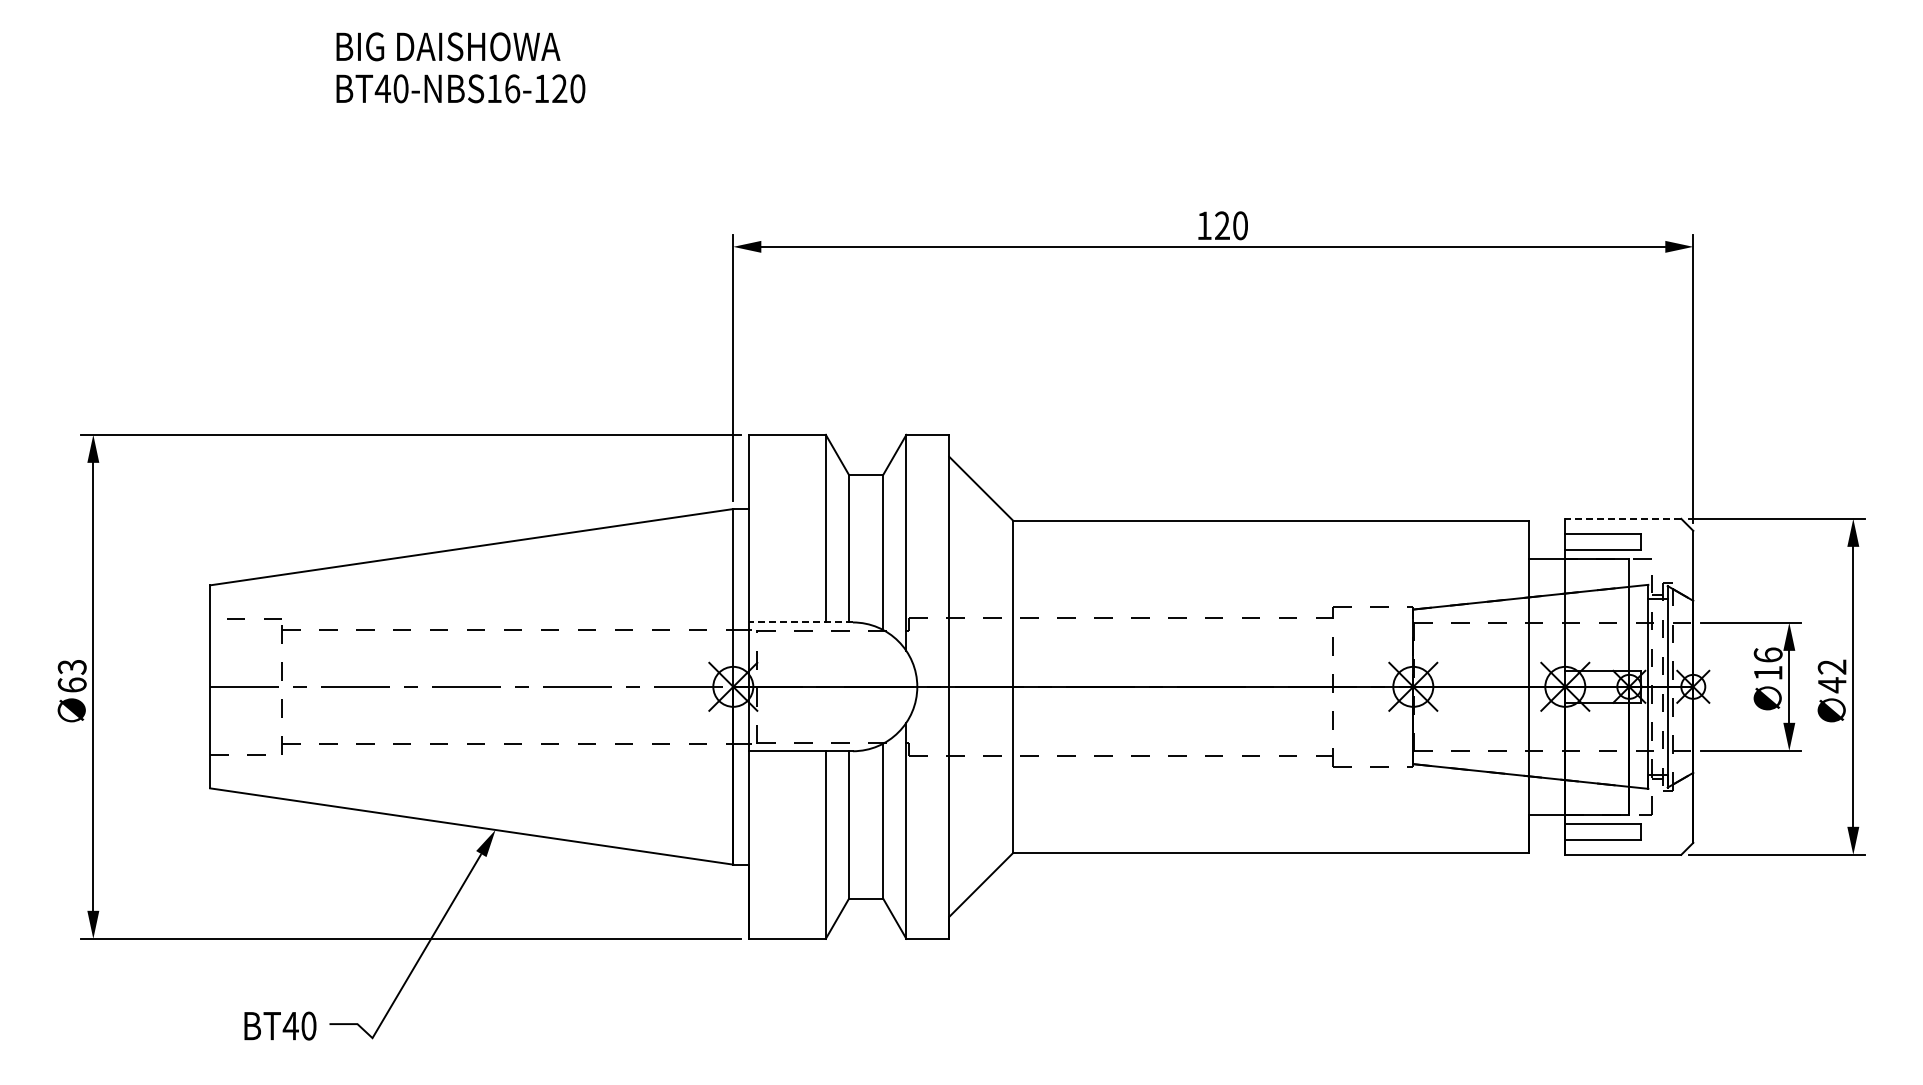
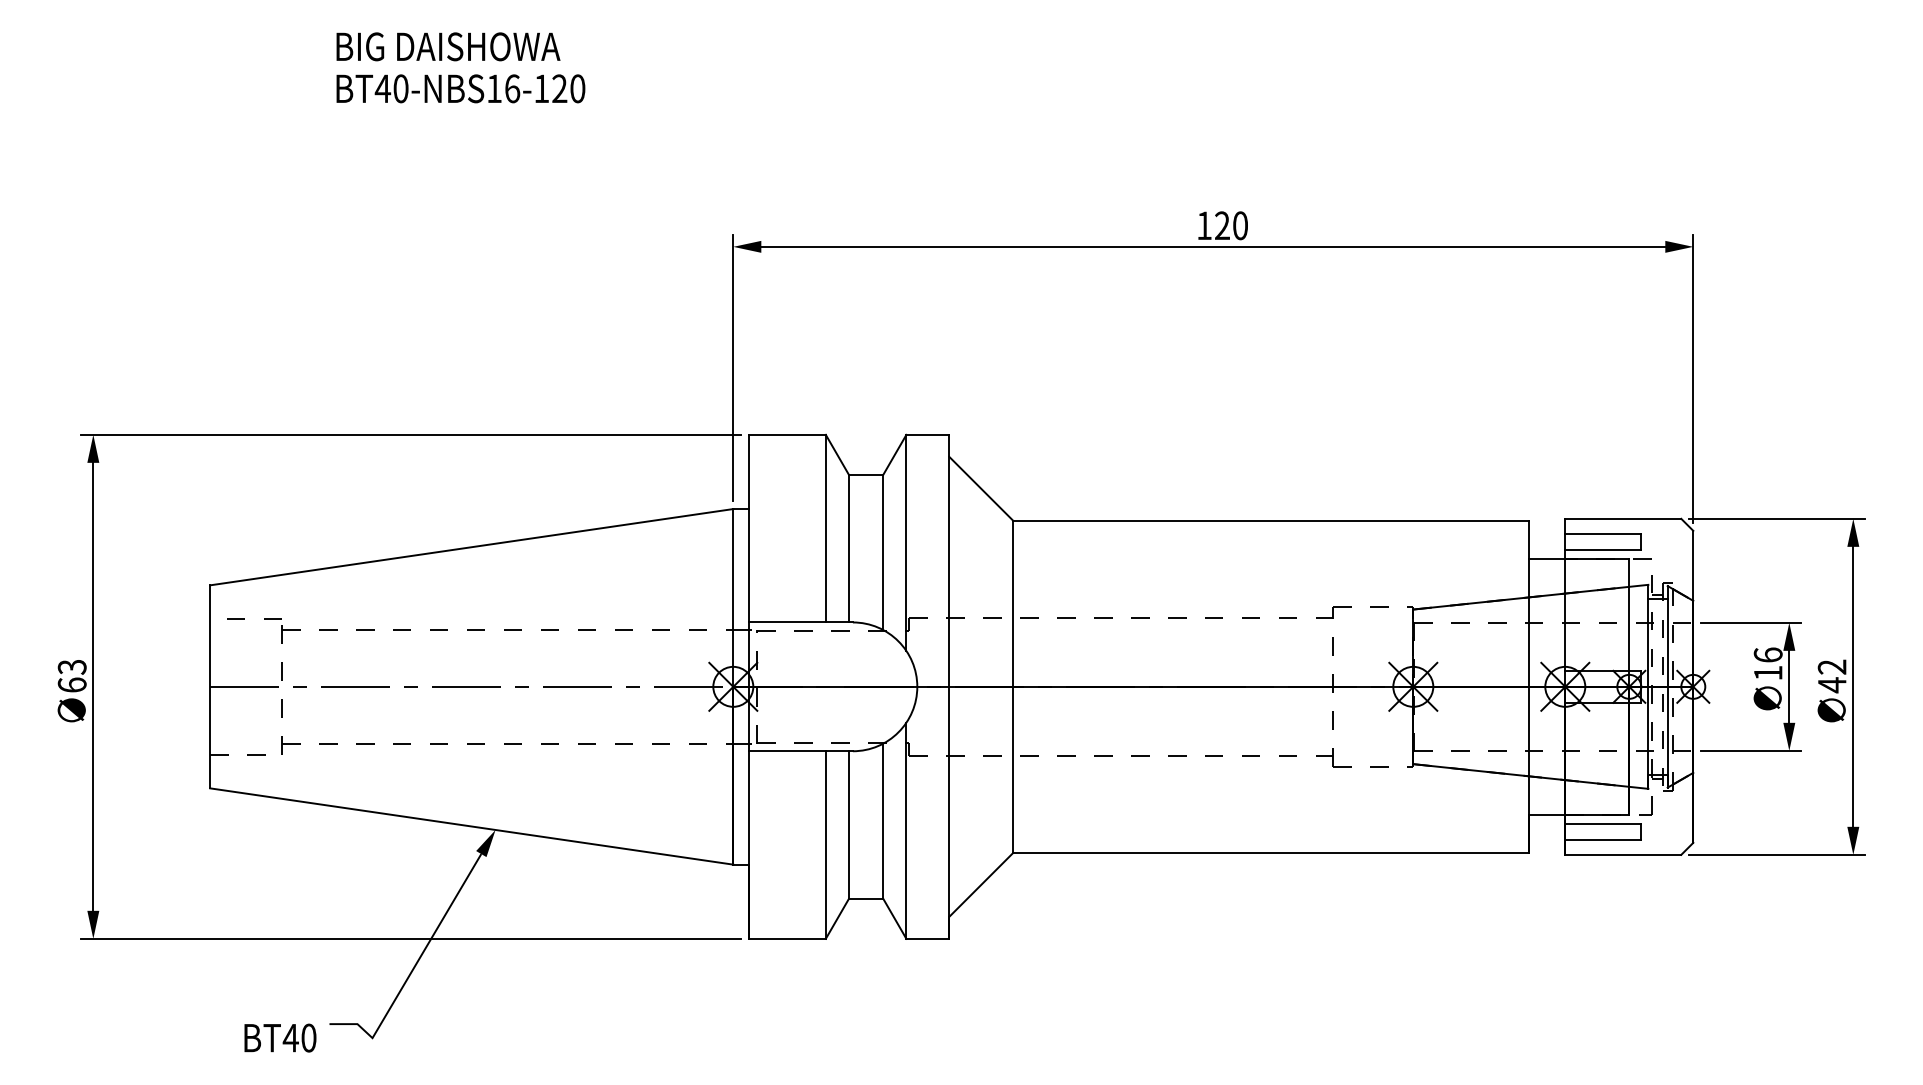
line: dashed -> solid (1623, 518)
line: dashed -> solid (801, 622)
text position: (280, 1025) -> (280, 1037) (280, 1037)
